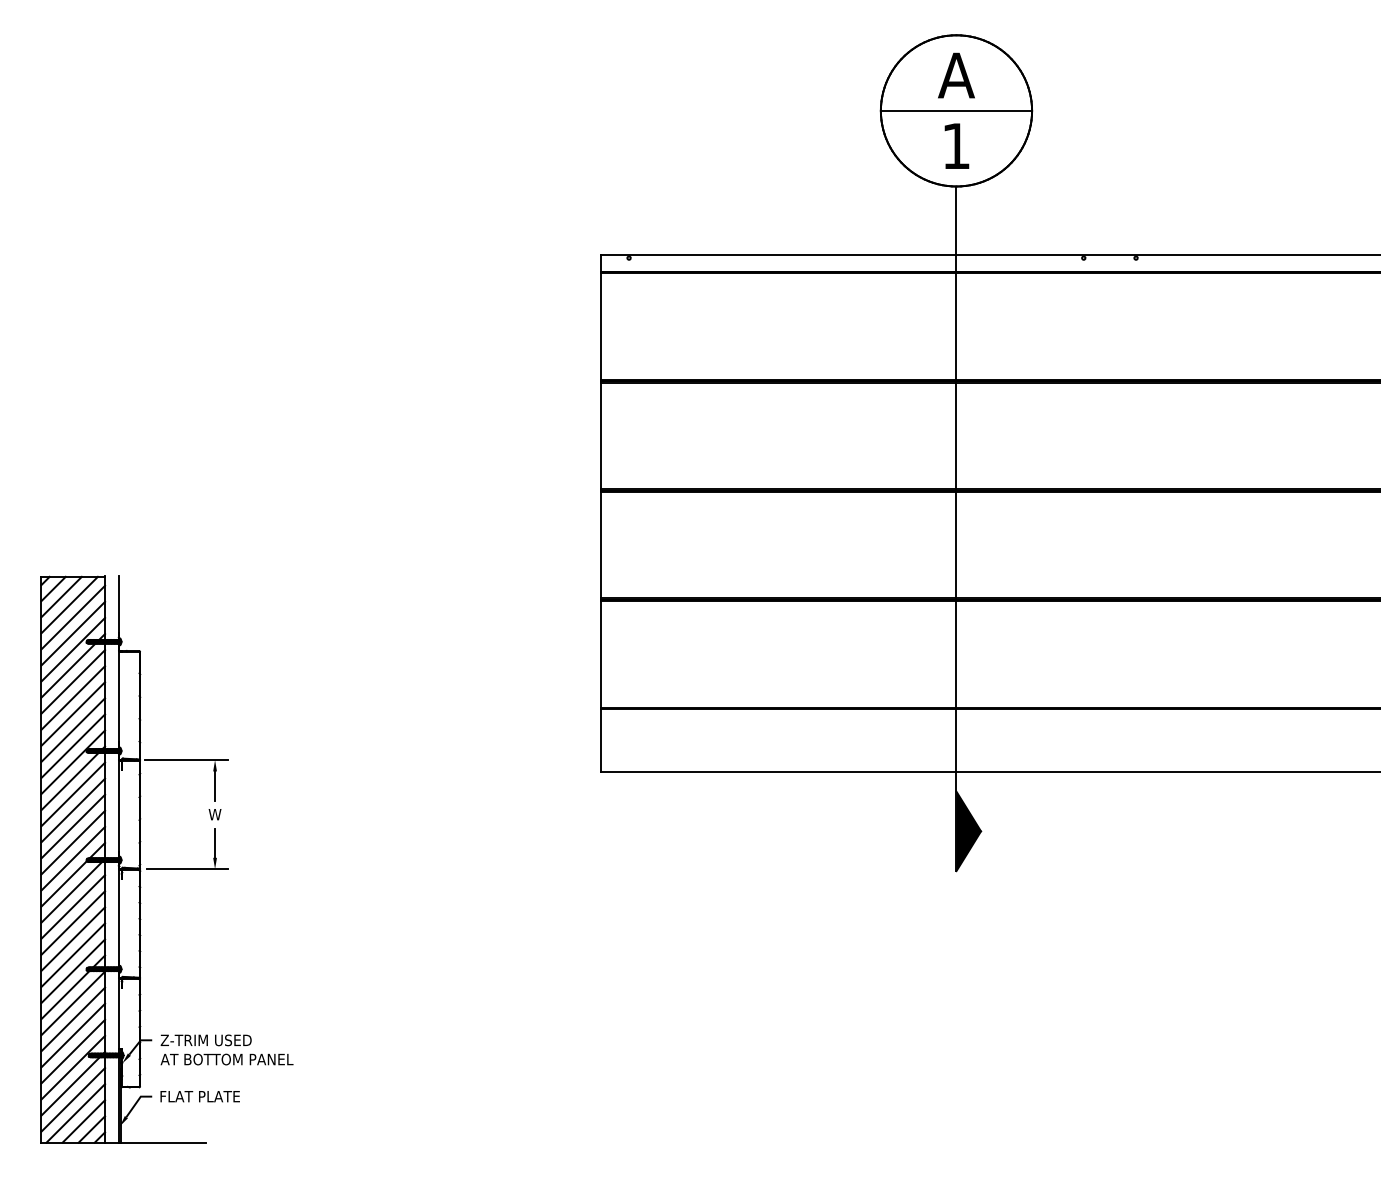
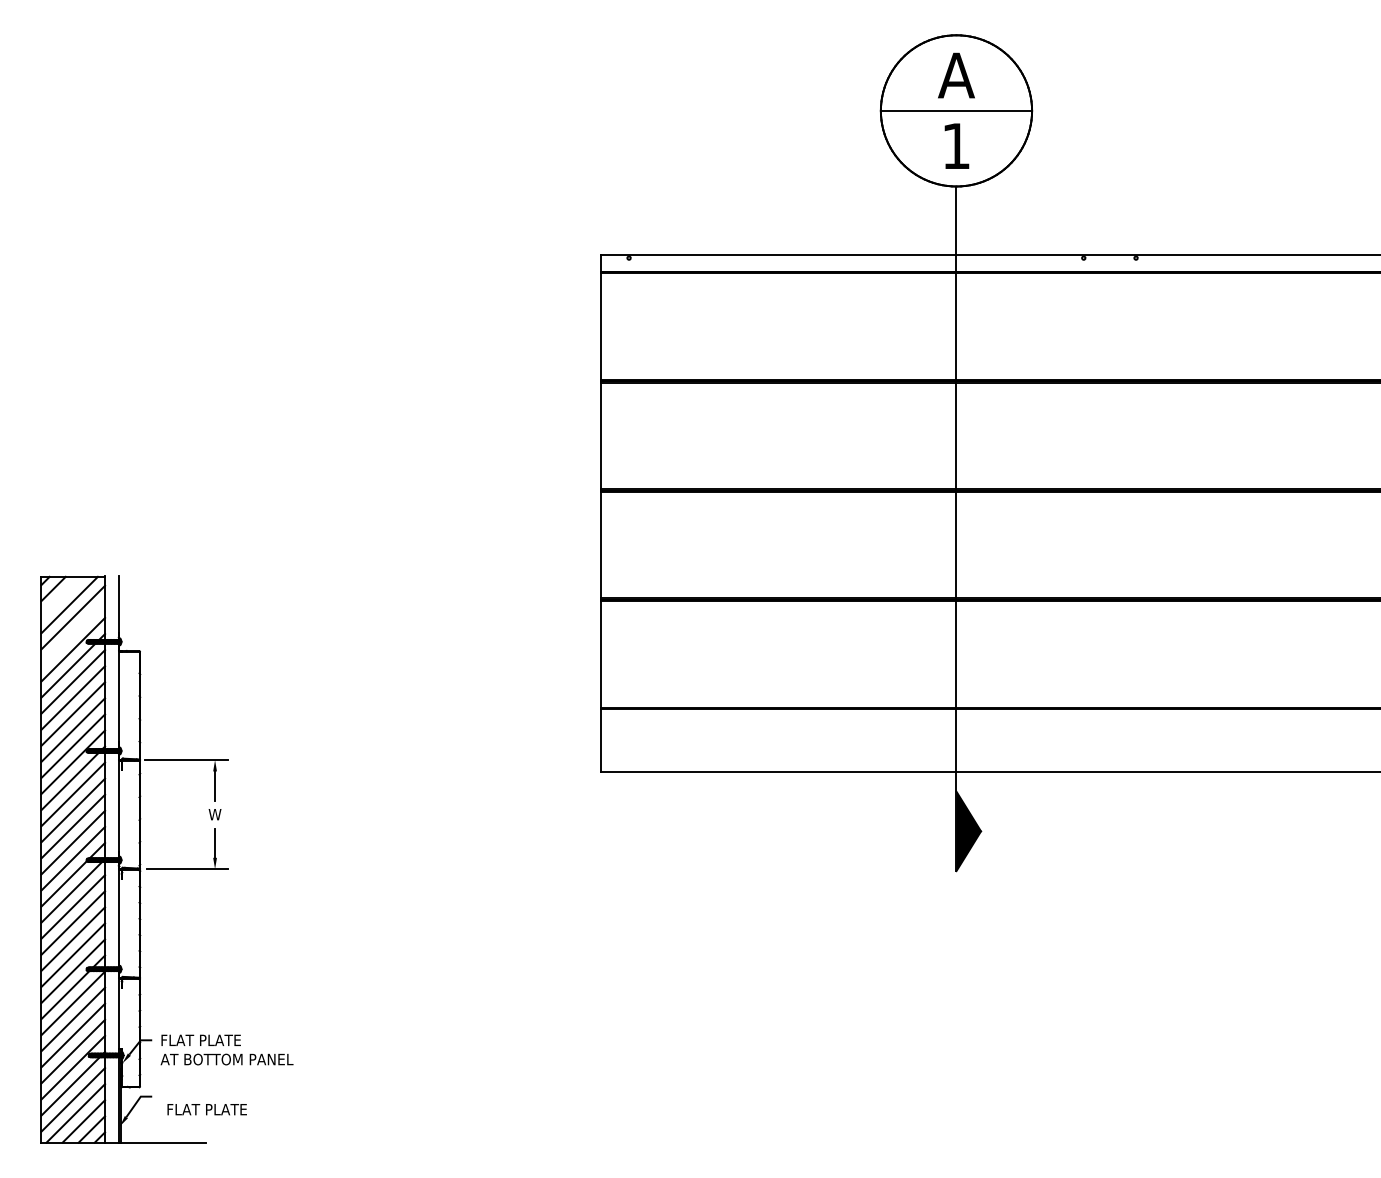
line: present -> none (61, 596)
line: present -> none (73, 633)
text: Z-TRIM USED -> FLAT PLATE (205, 1040)
text position: (199, 1096) -> (206, 1109) (206, 1109)
